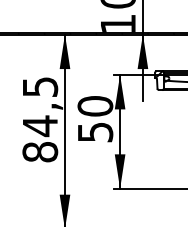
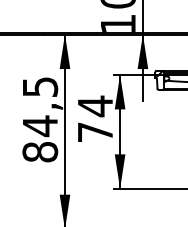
text: 50 -> 74 (95, 118)
